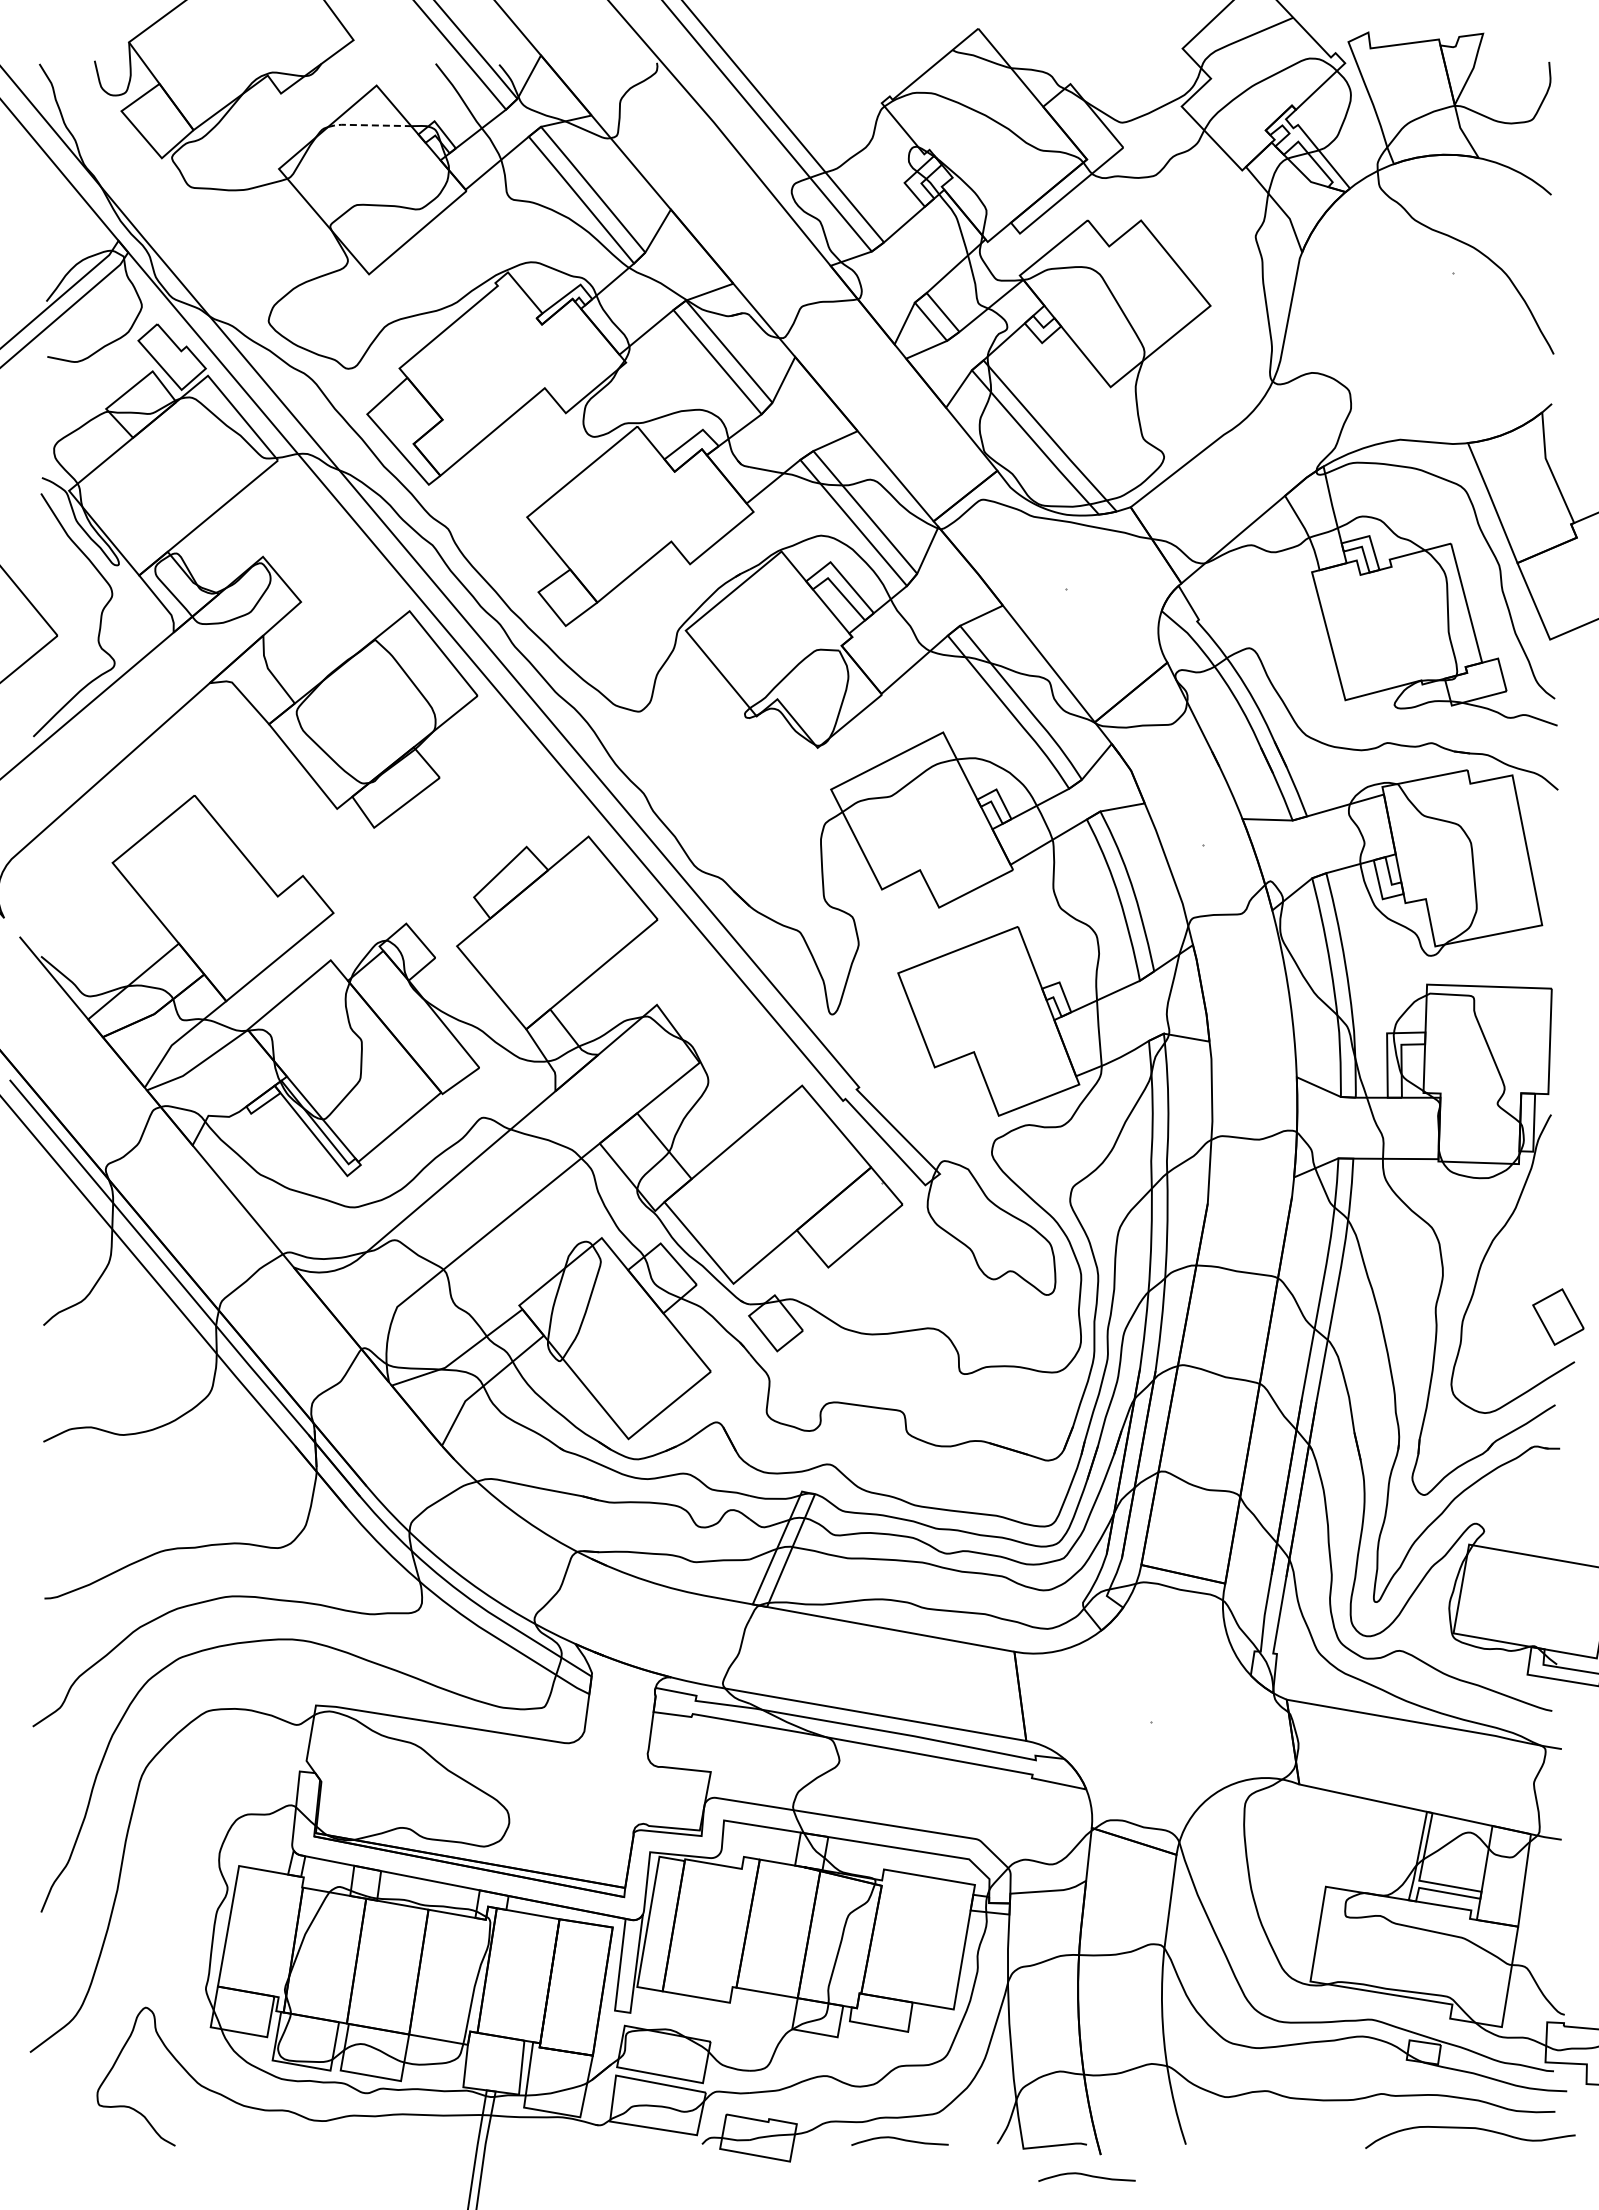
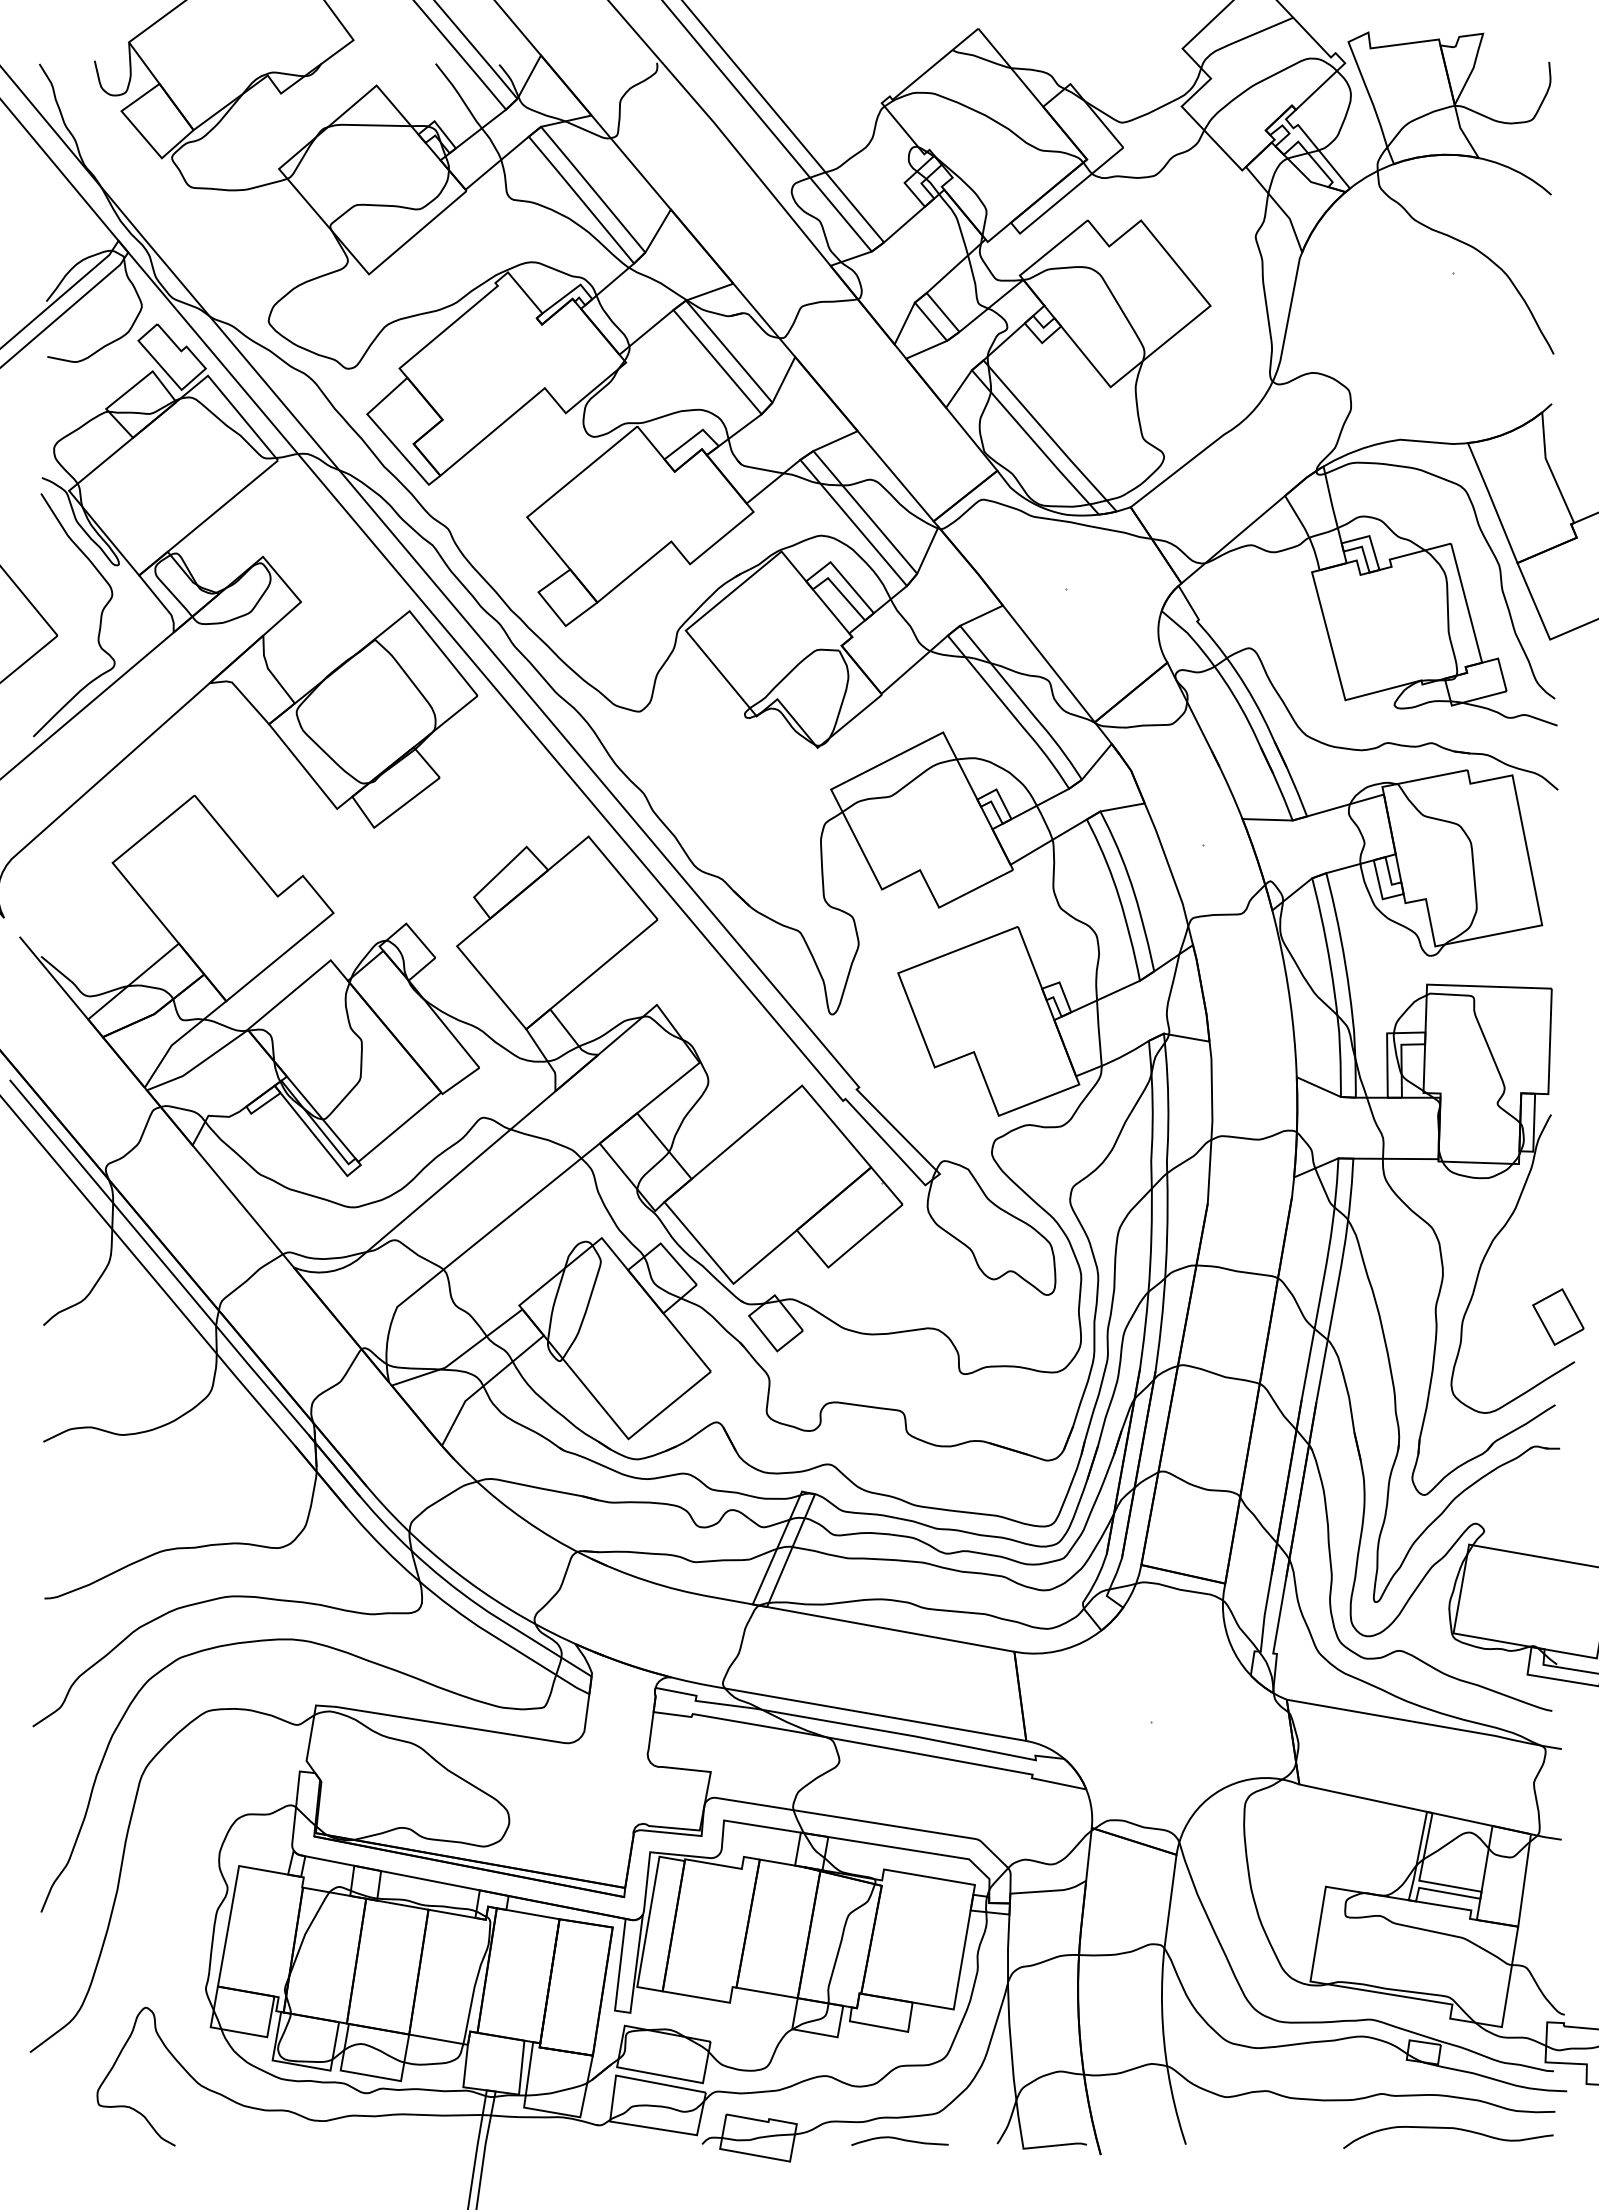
line: dashed -> solid (368, 125)
curve position: (1470, 2128) -> (1448, 2128) (1448, 2128)
curve: present -> none (1086, 2175)
